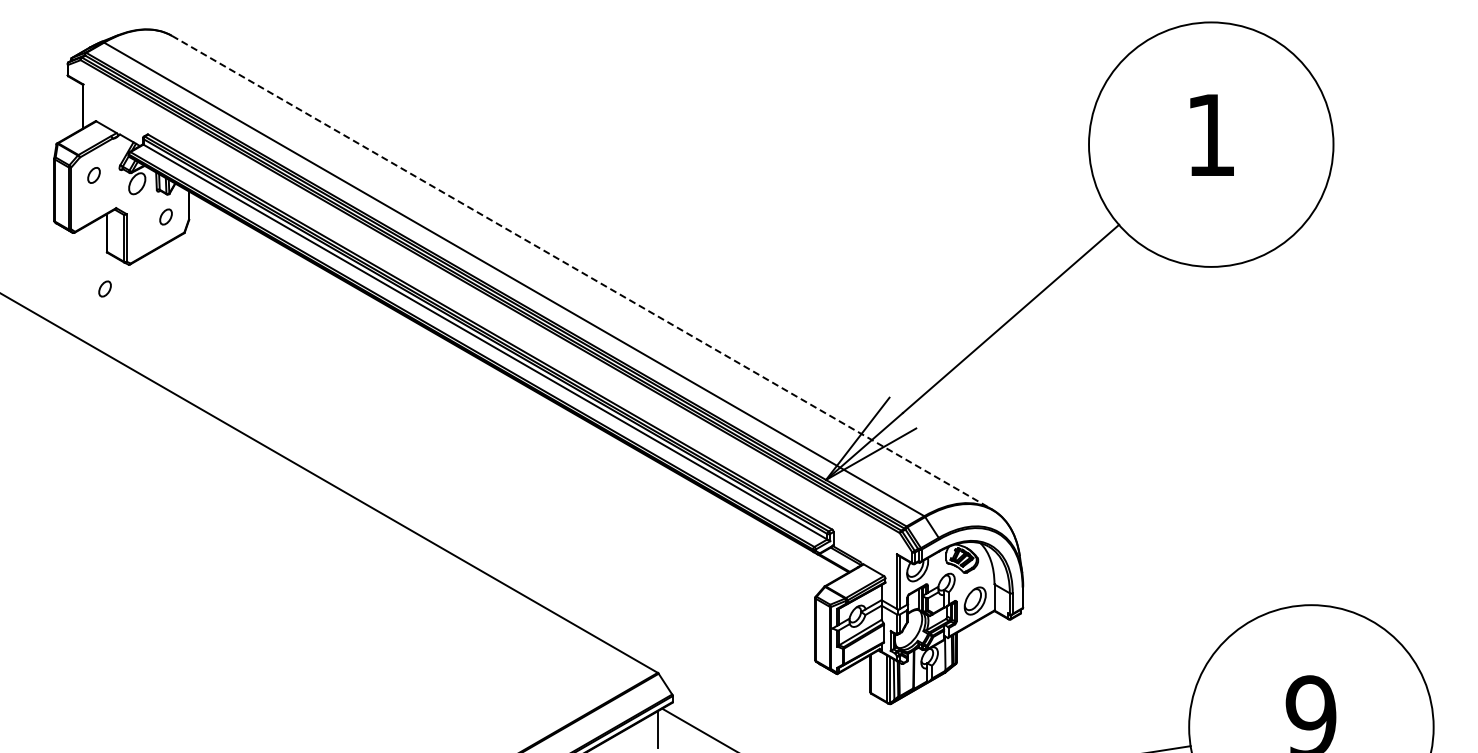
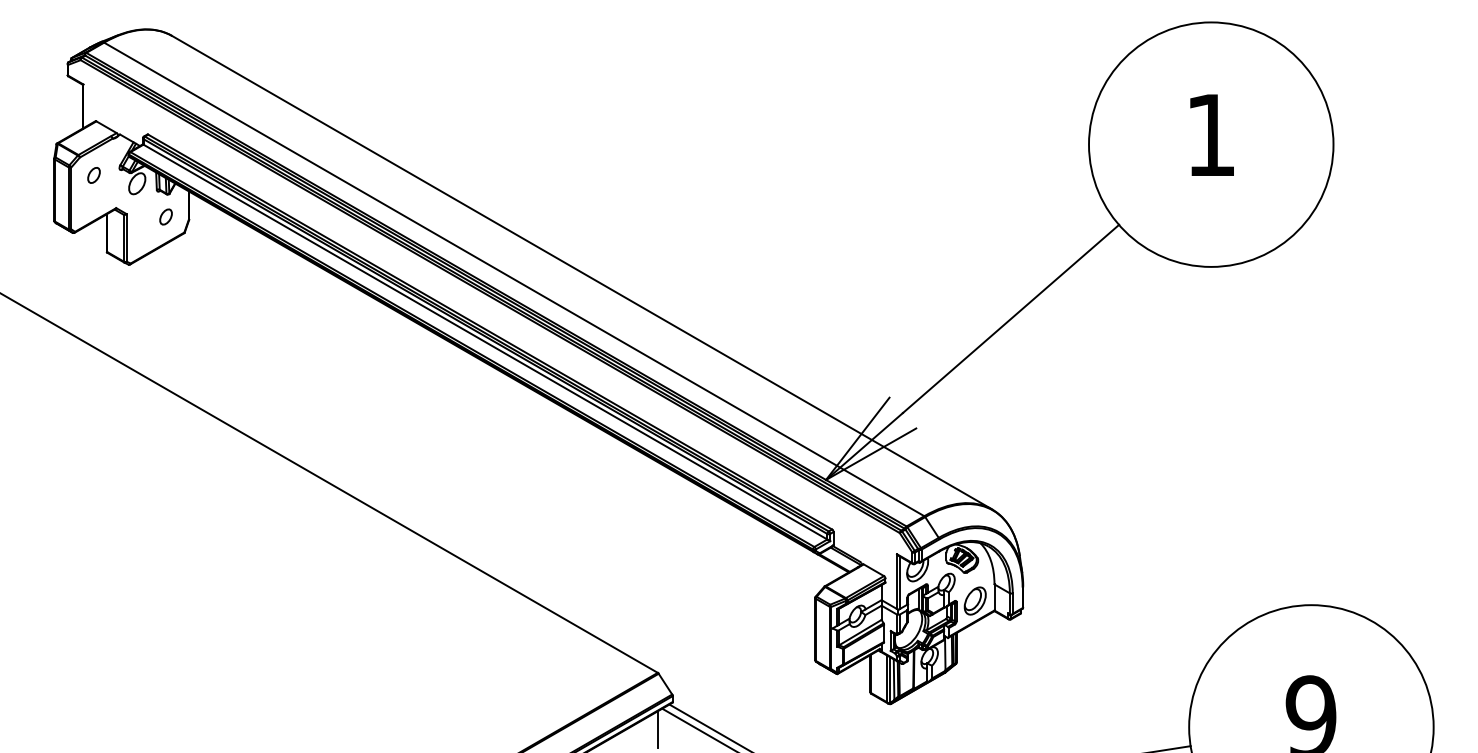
line: dashed -> solid (582, 272)
part: present -> none (104, 288)
line: none -> present (708, 726)
